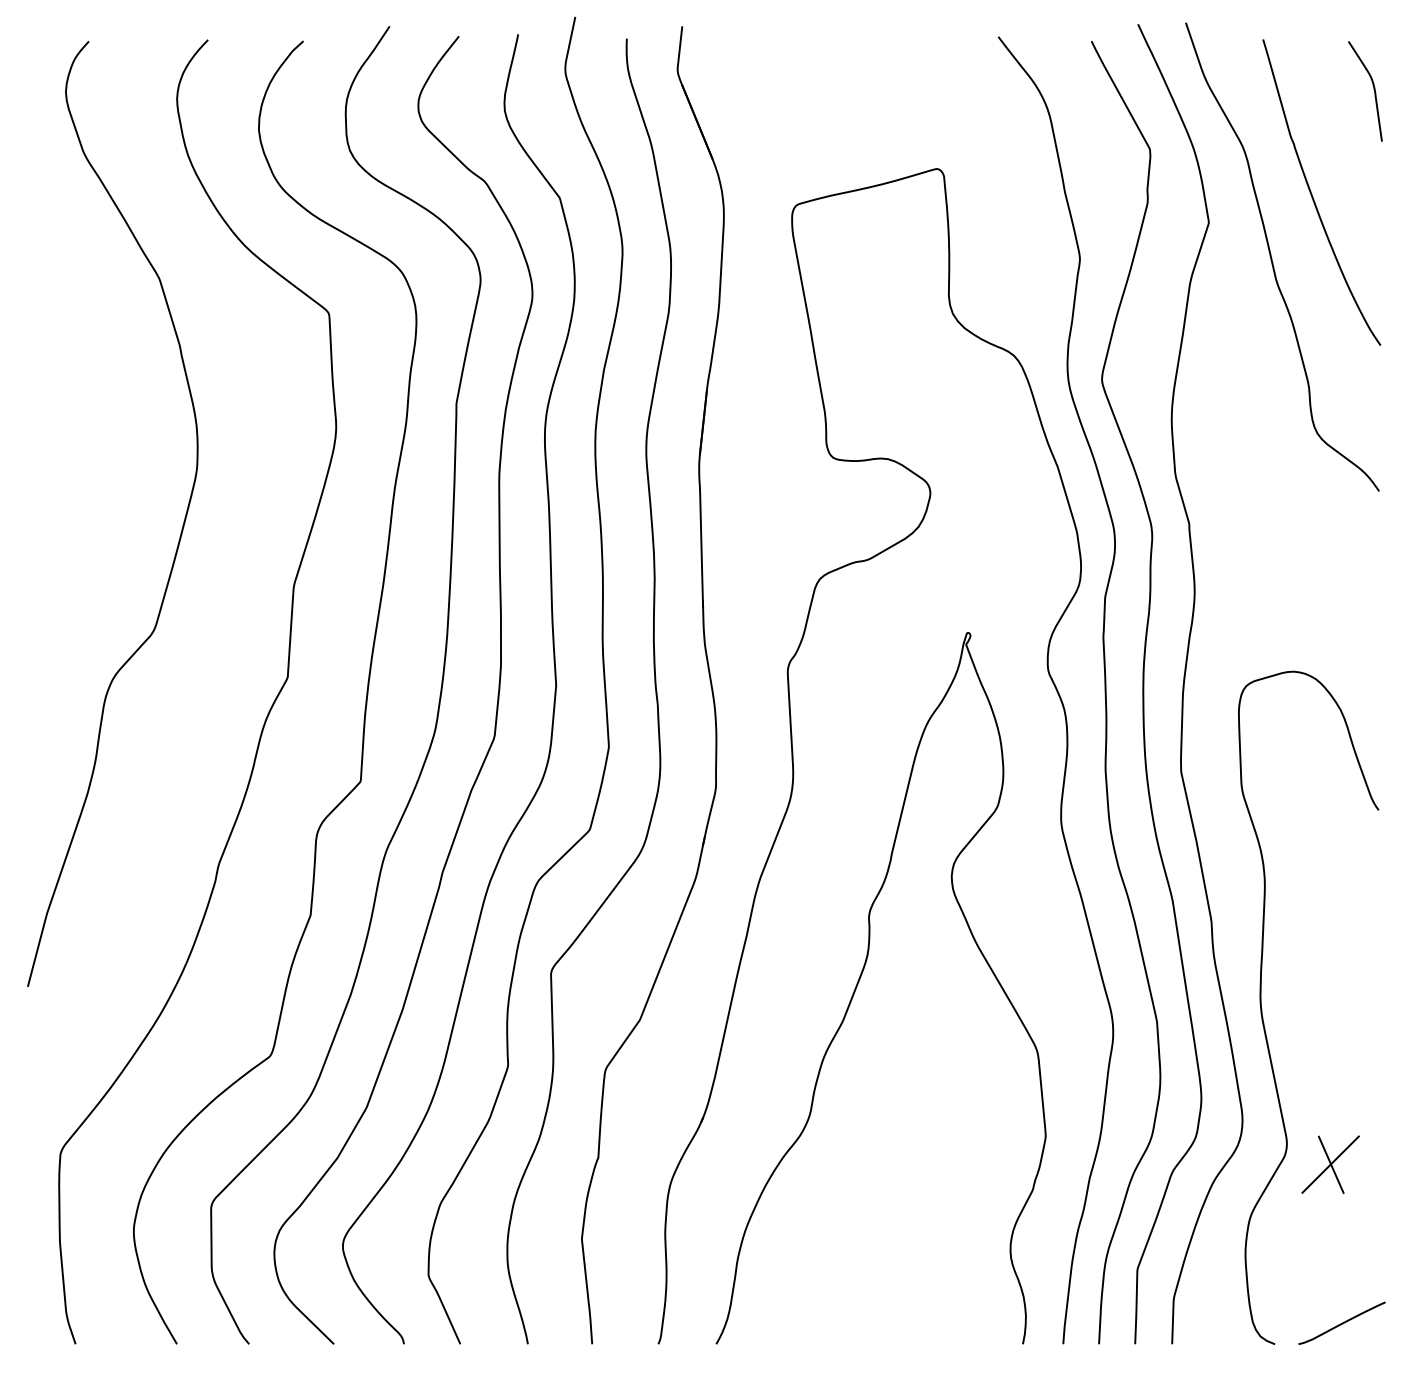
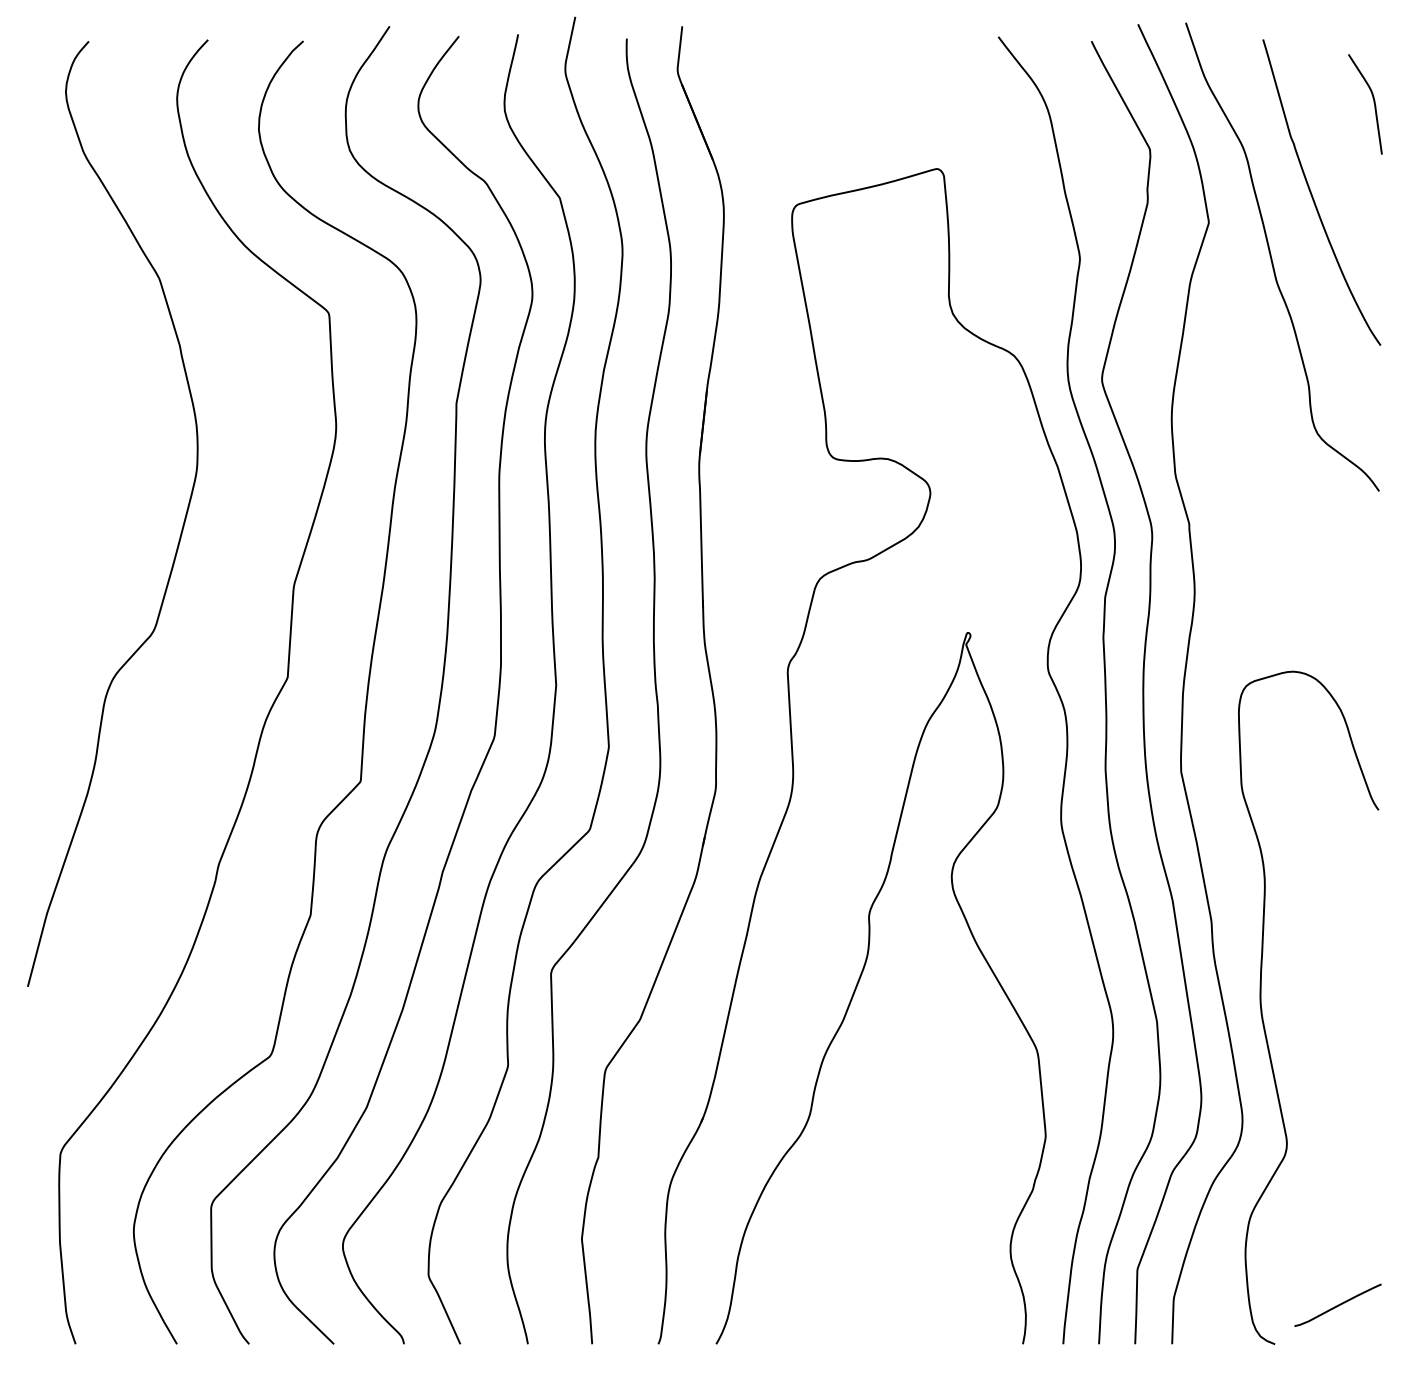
curve position: (1373, 90) -> (1373, 103) (1373, 103)
part: present -> none (1330, 1164)
curve position: (1342, 1322) -> (1338, 1304) (1338, 1304)
